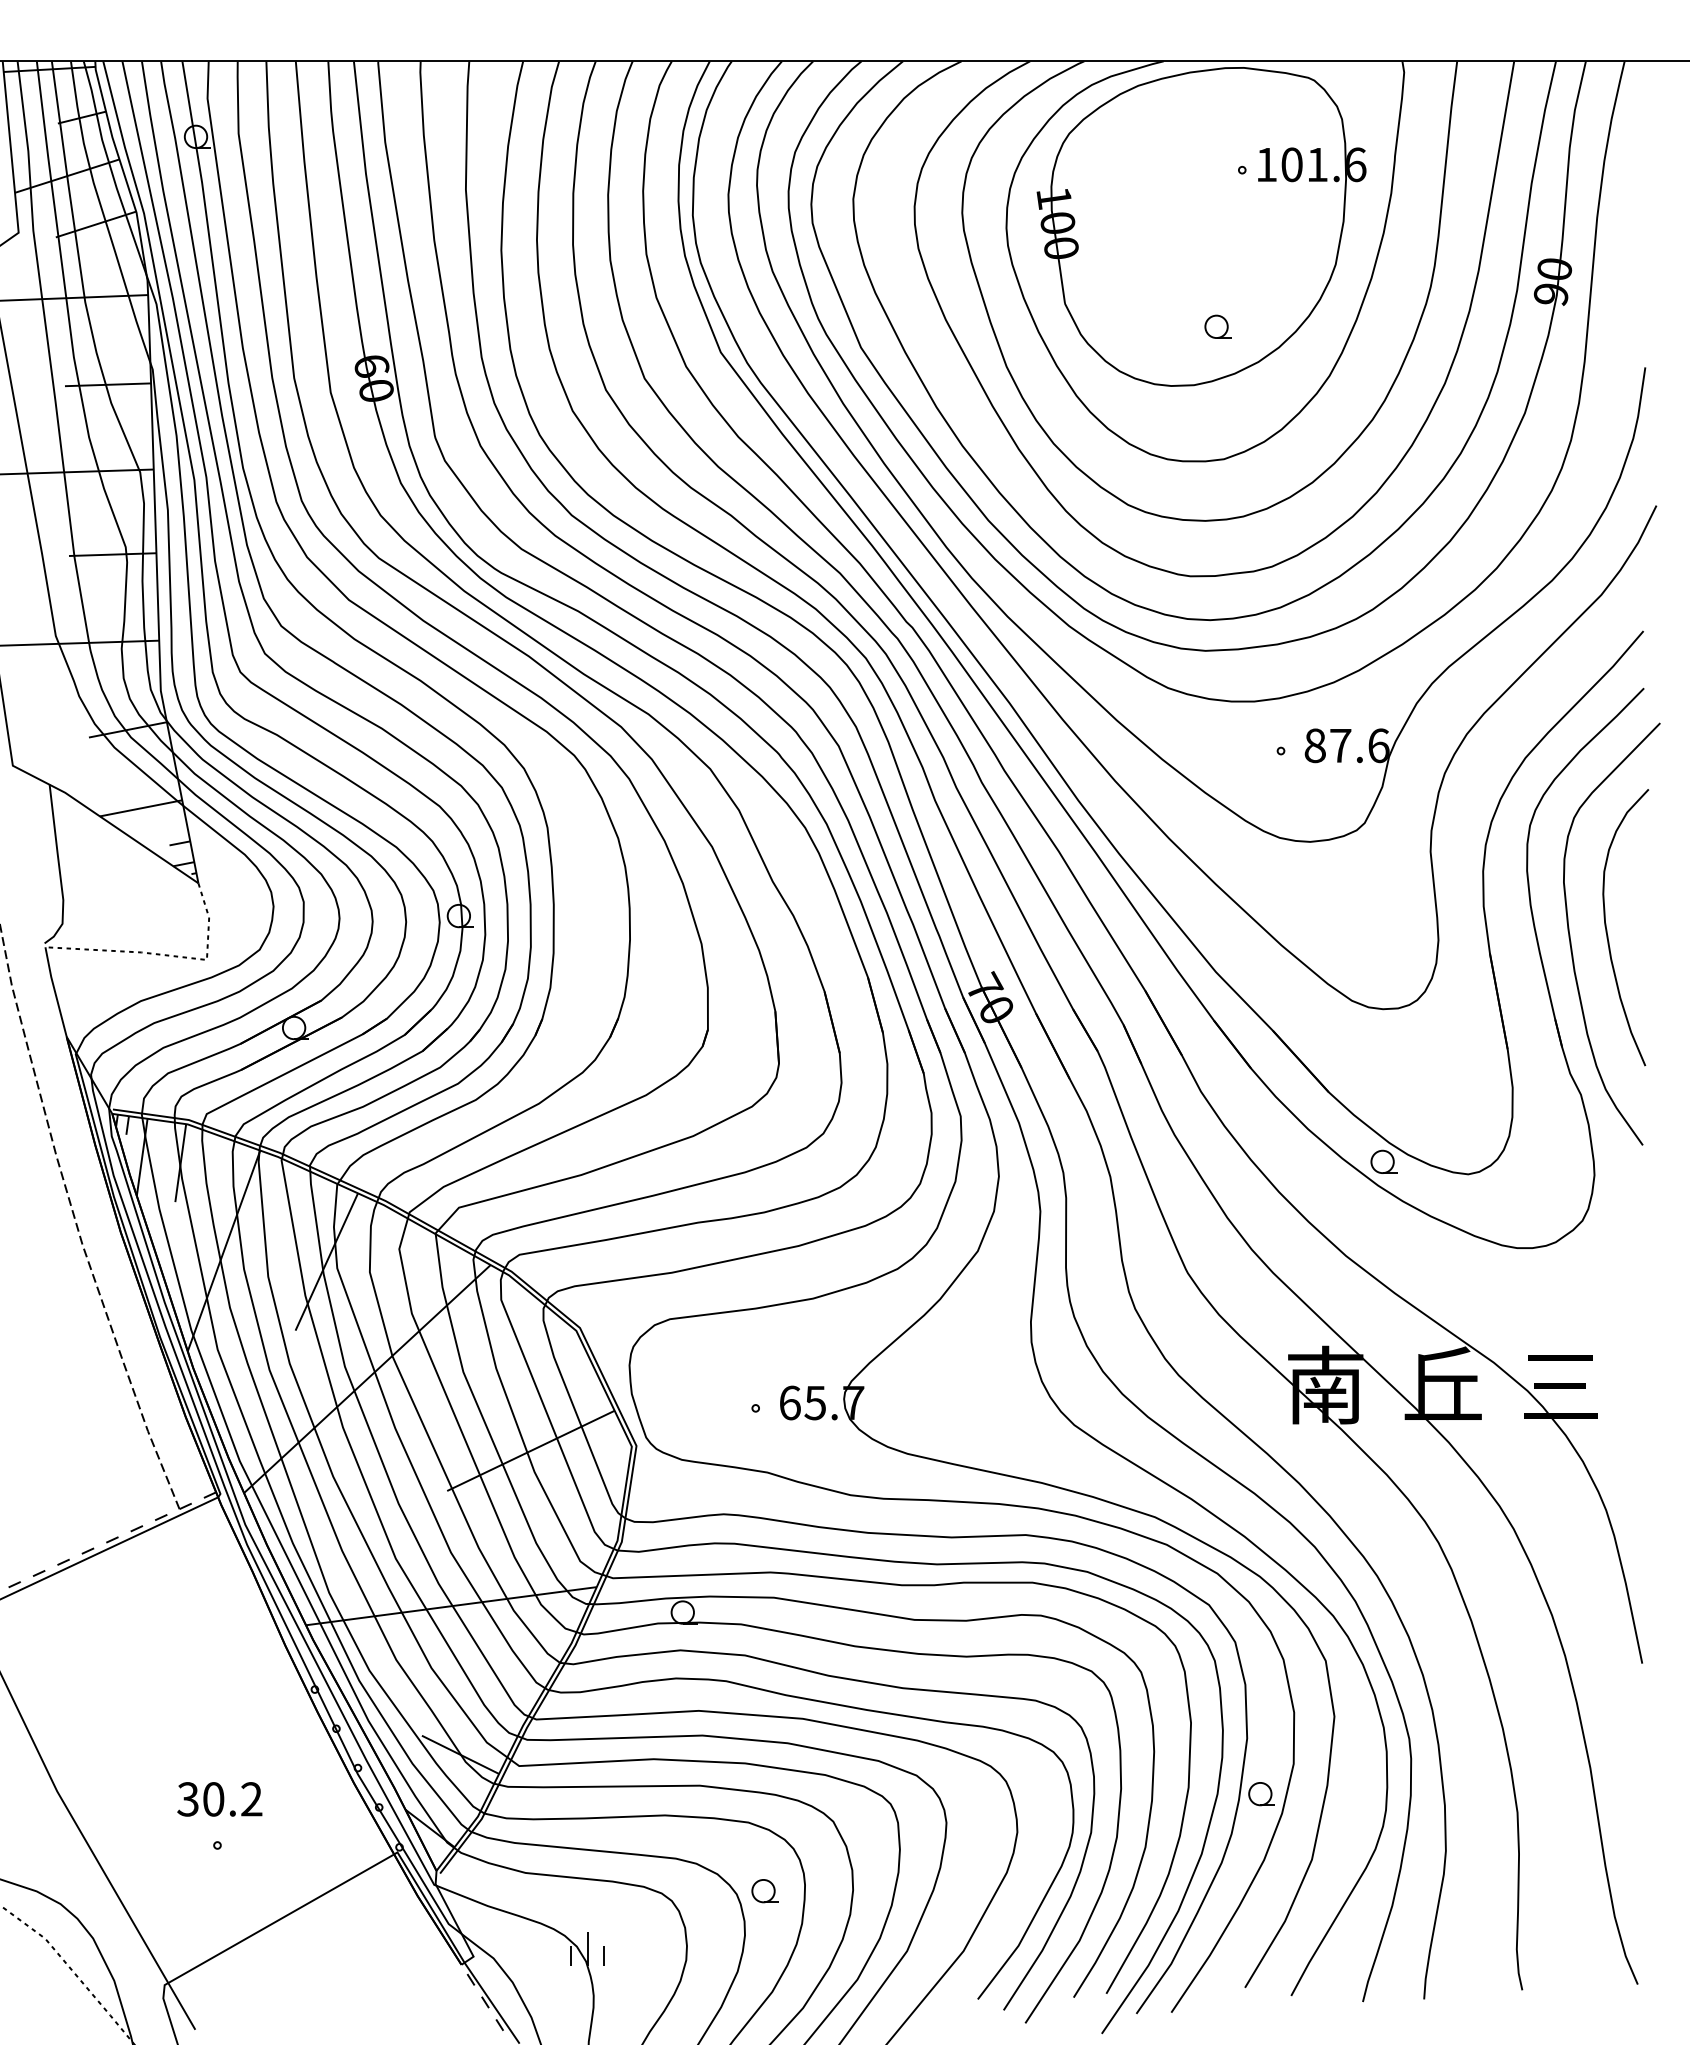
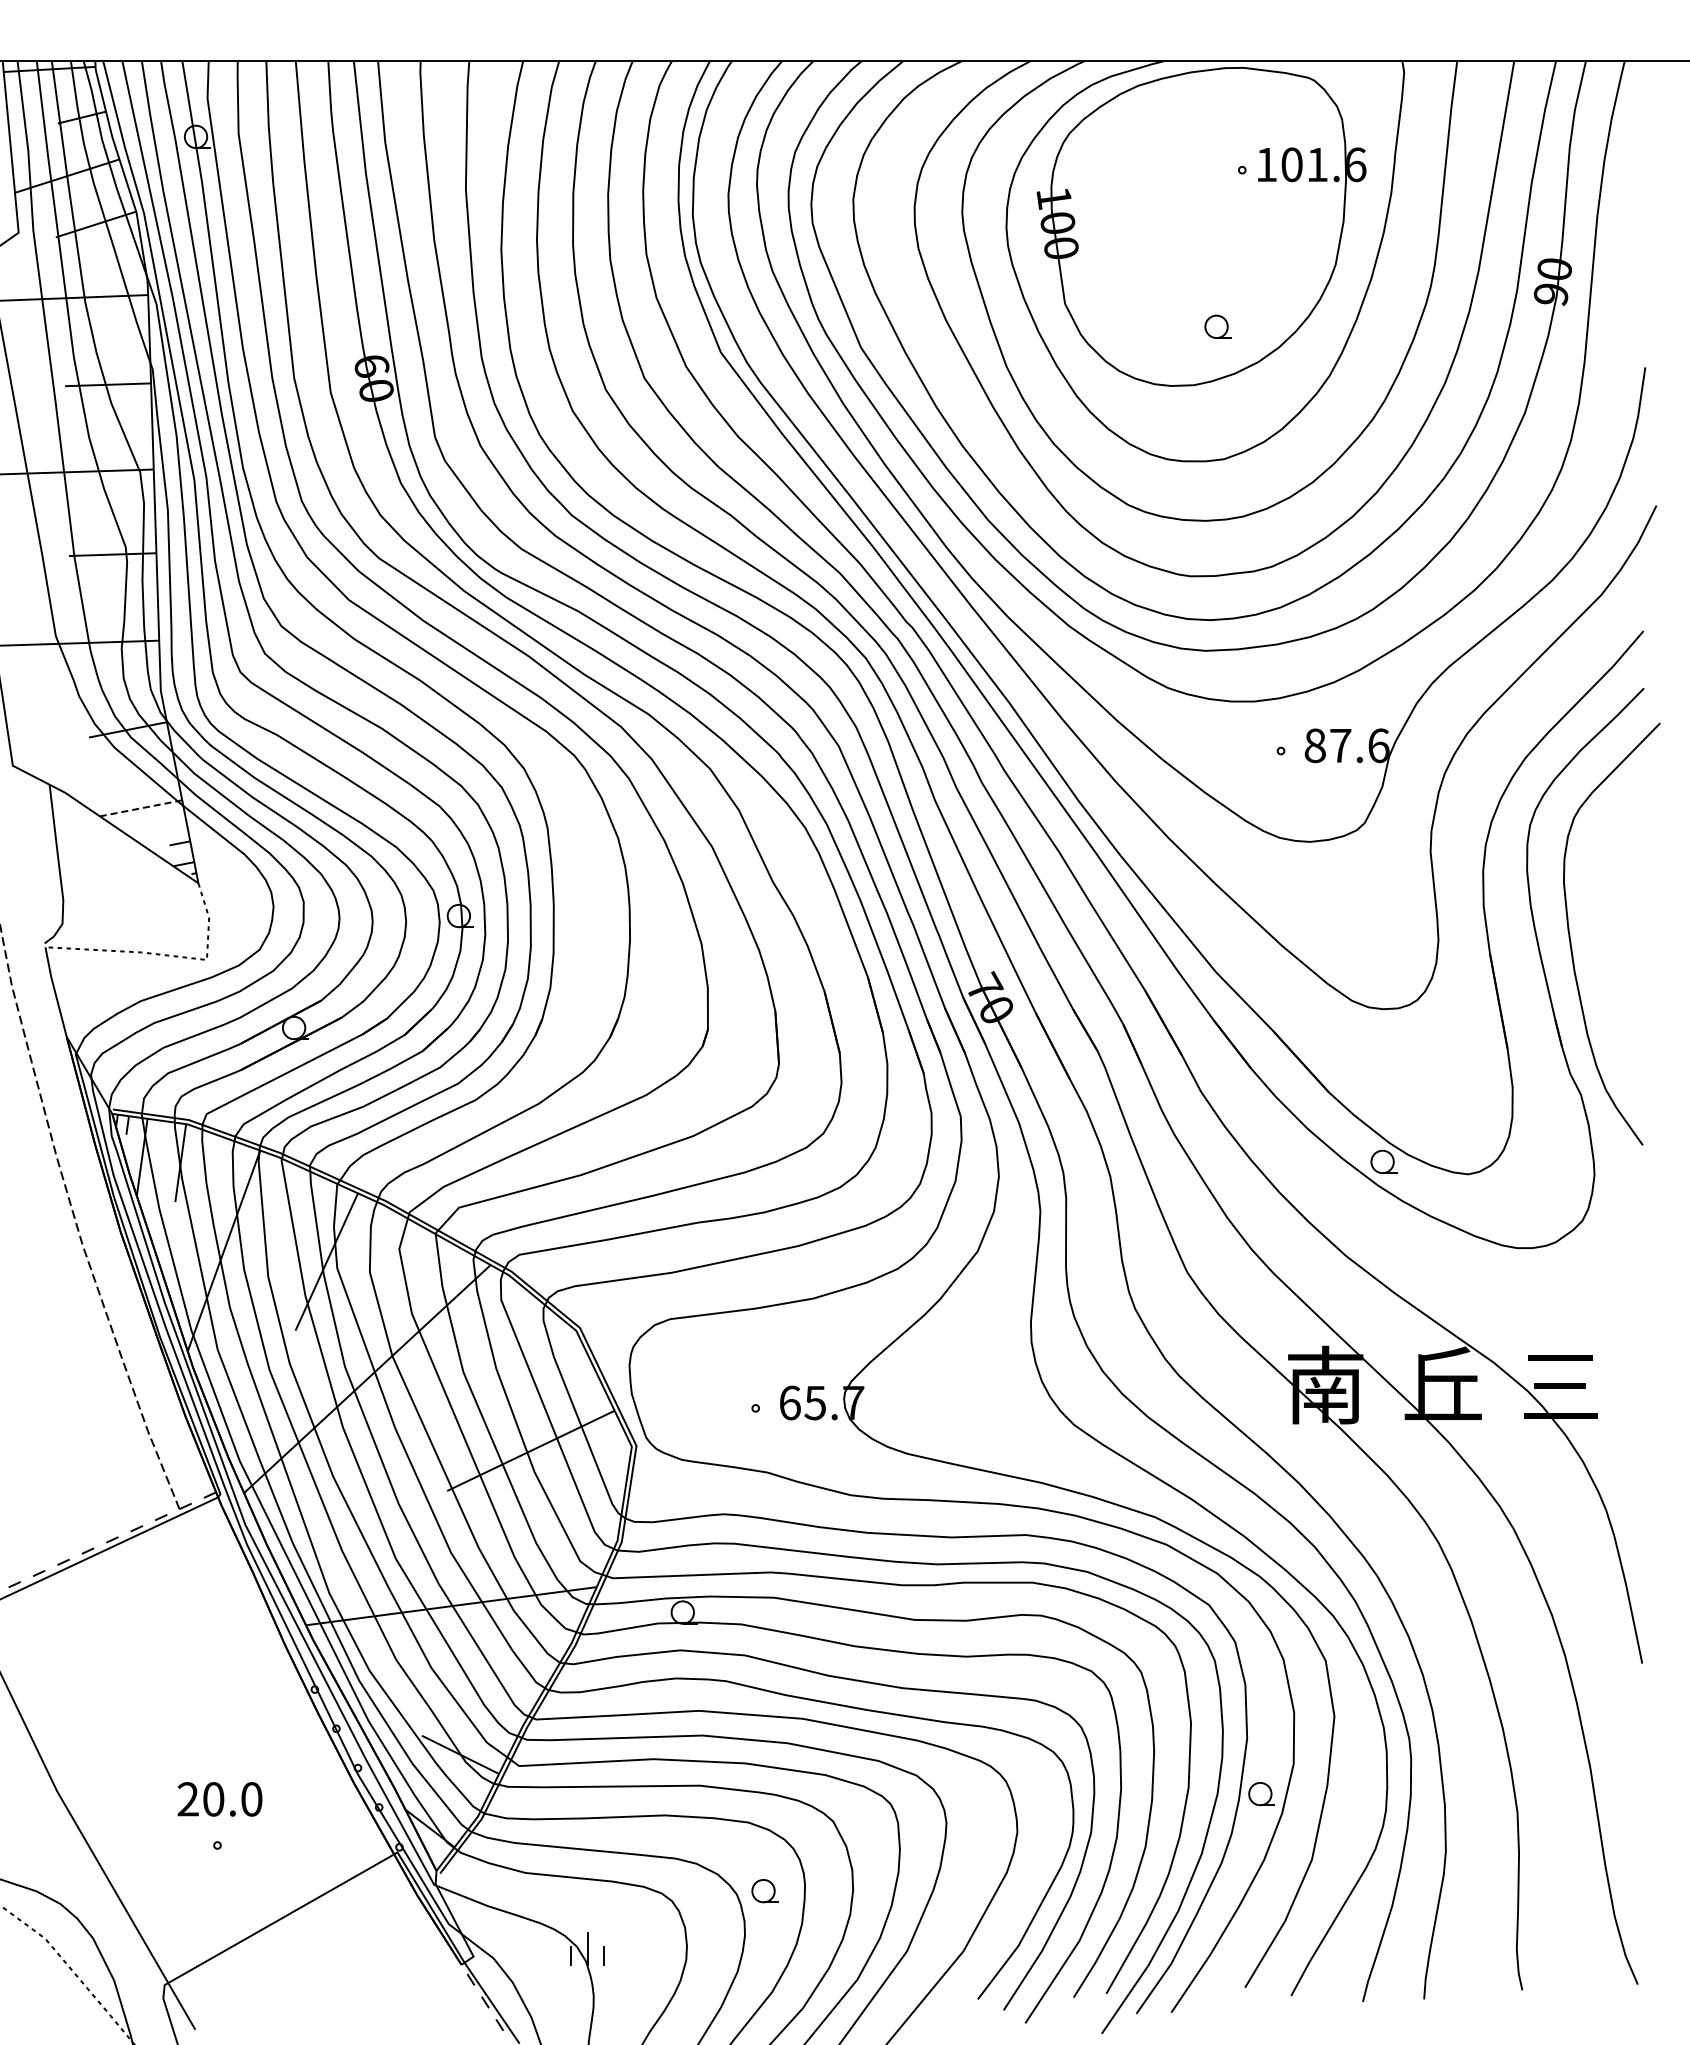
line: solid -> dashed (141, 808)
curve: present -> none (1607, 929)
text: 30.2 -> 20.0 (219, 1799)
